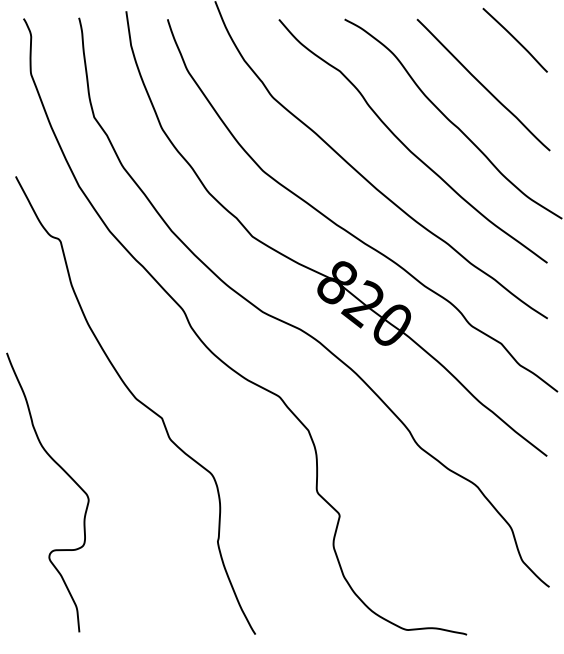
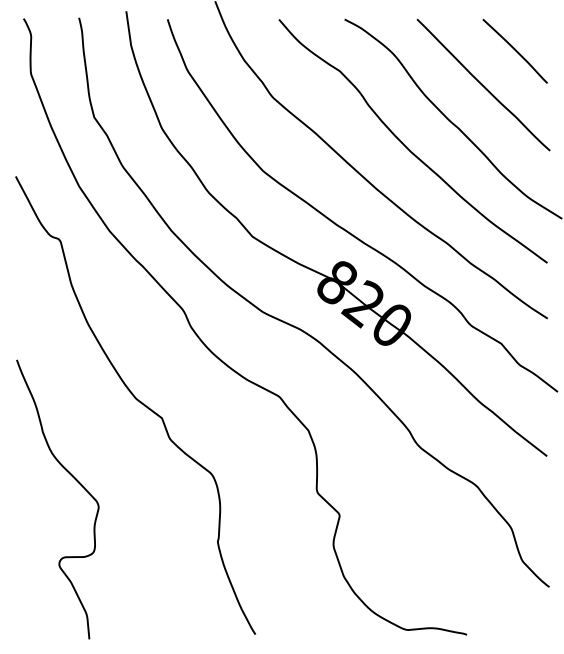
line position: (514, 39) -> (514, 50) (514, 50)
curve position: (65, 473) -> (75, 480) (75, 480)
